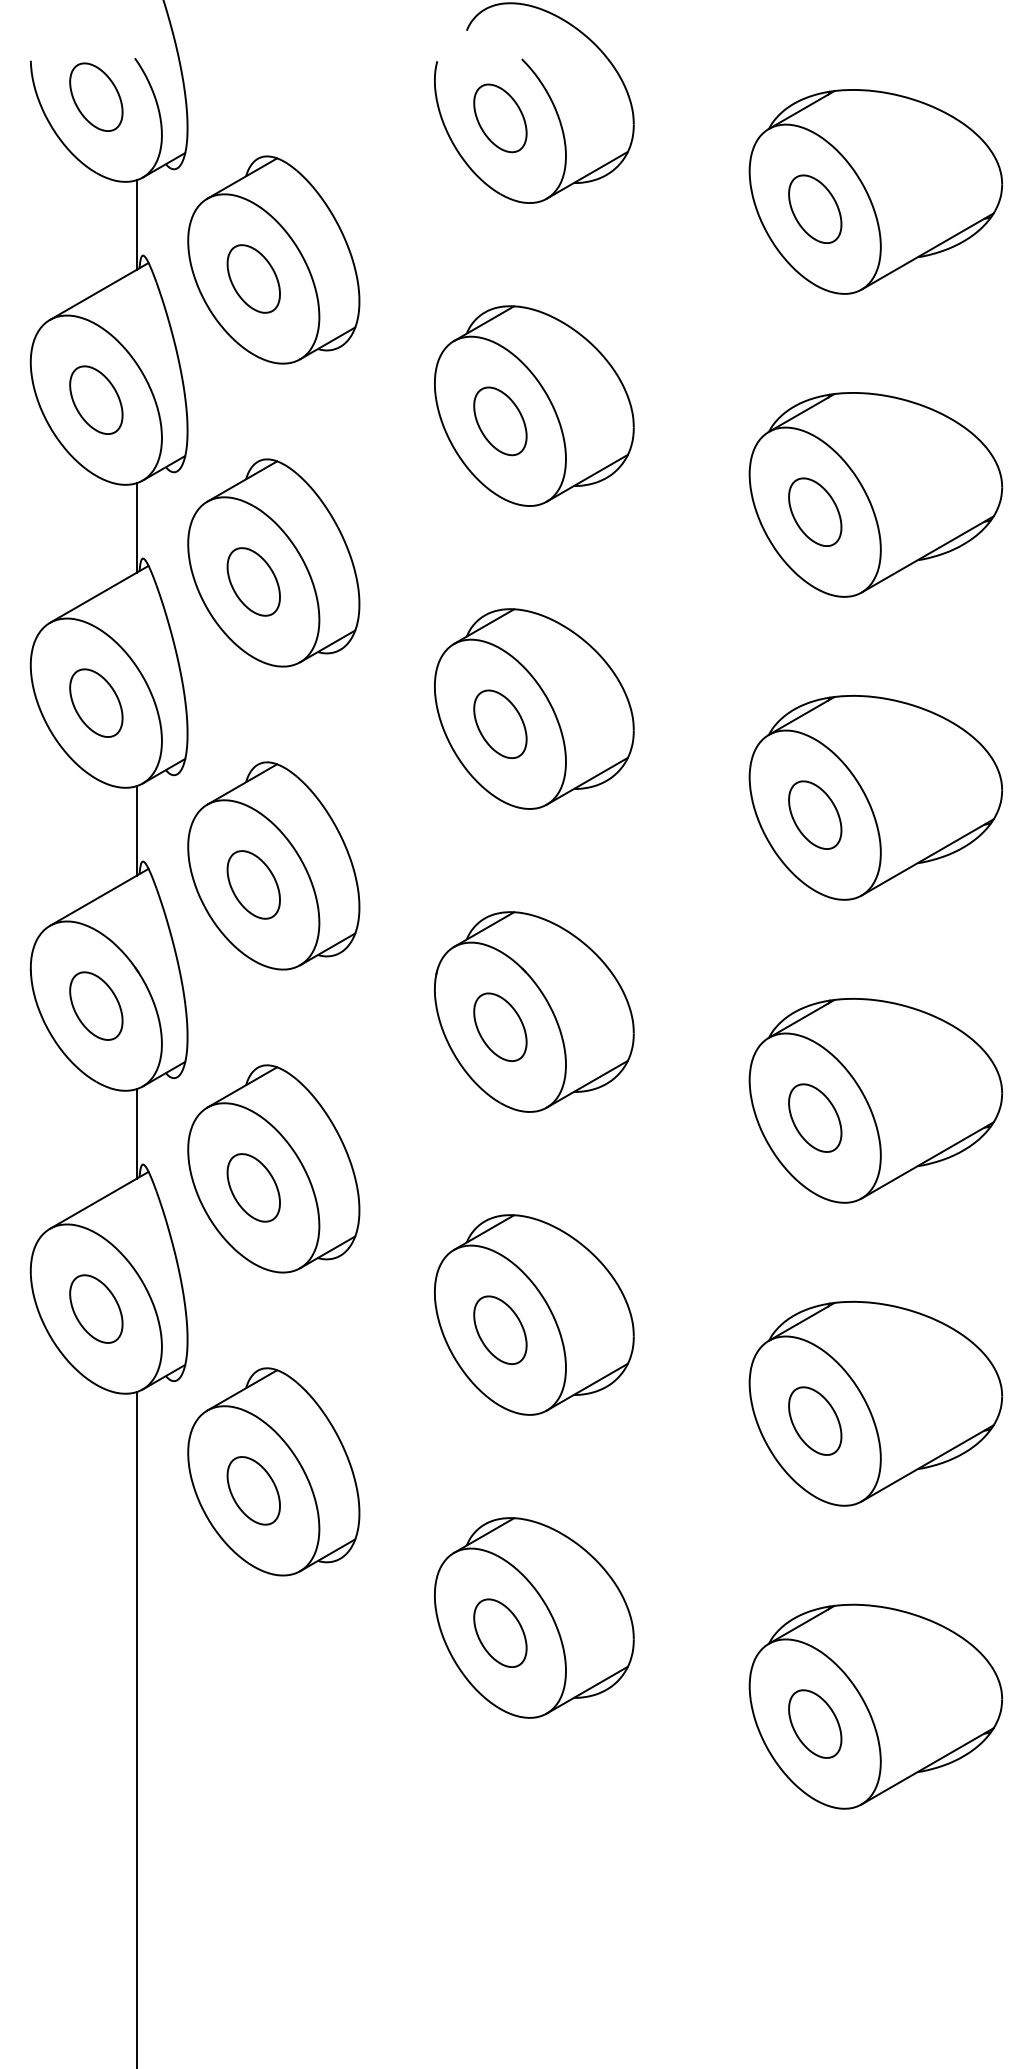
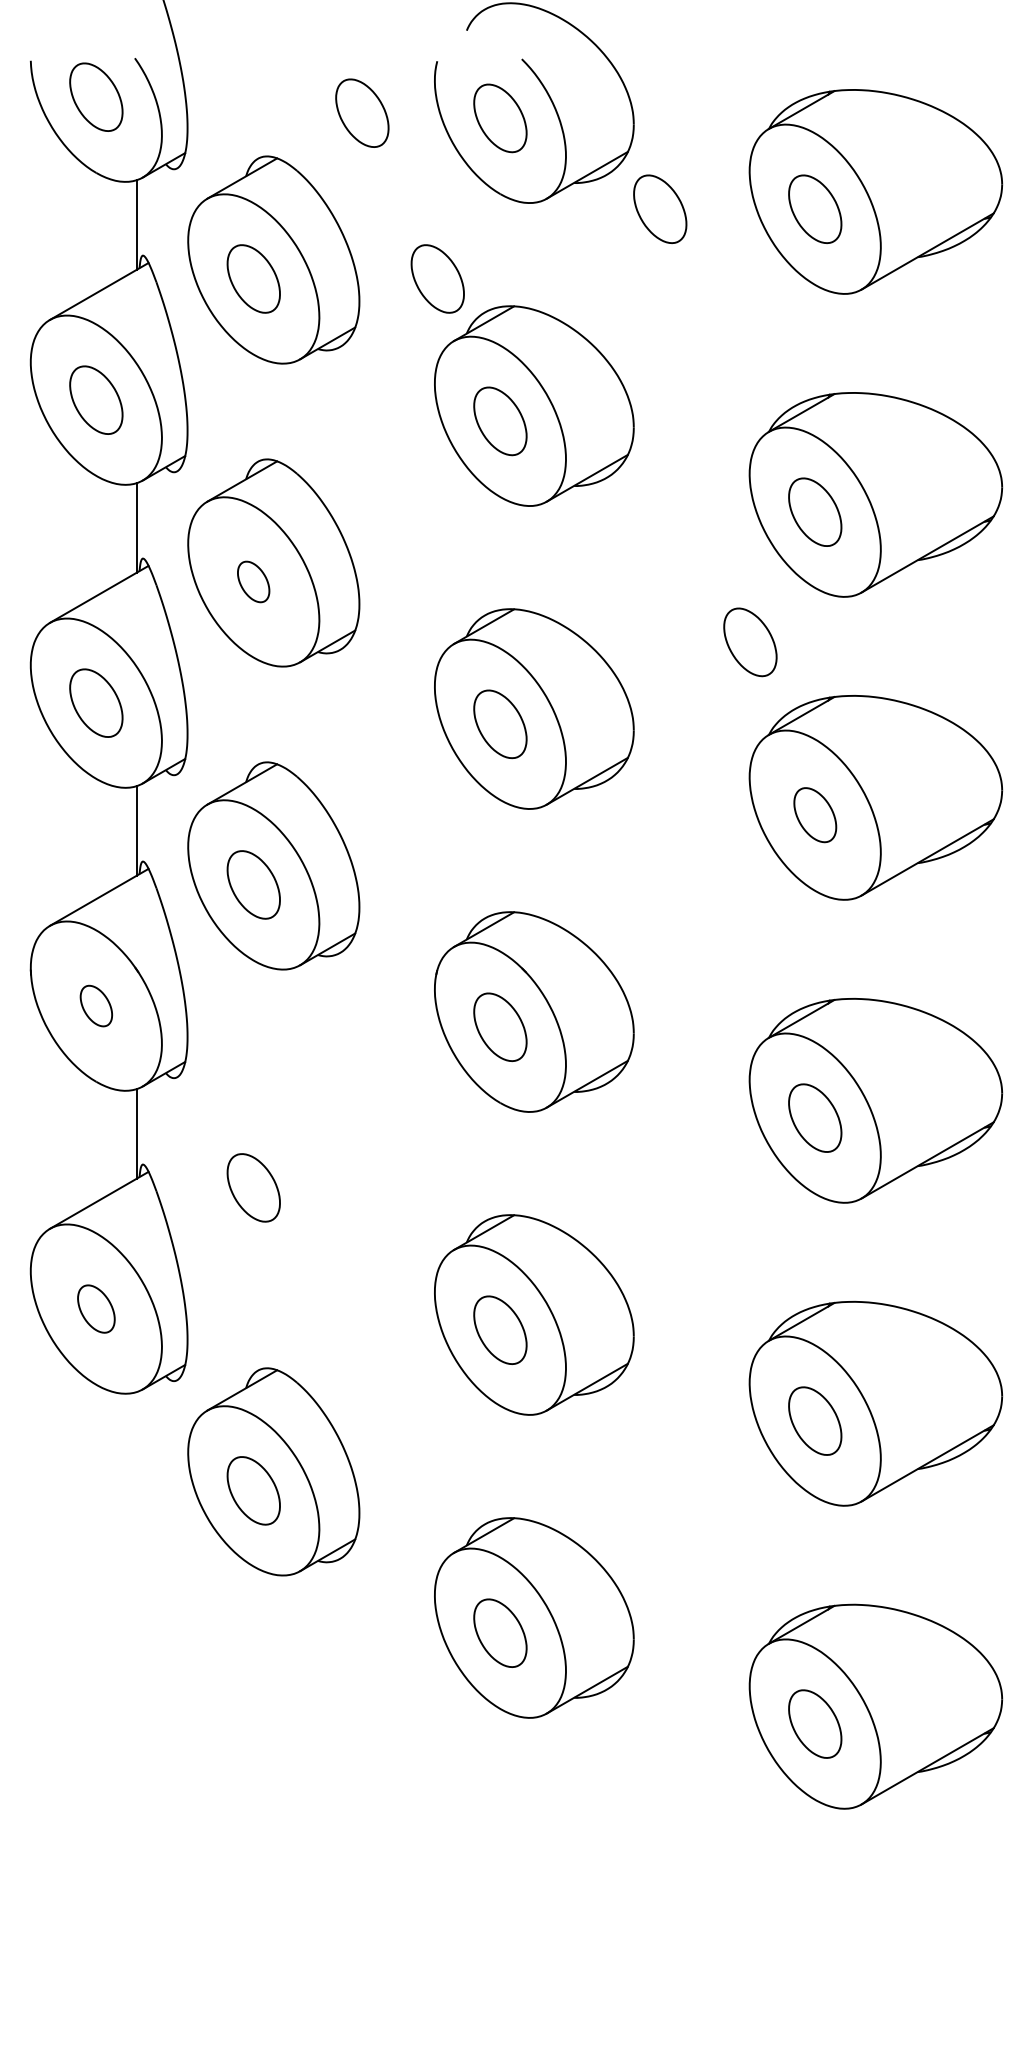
part: none -> present (362, 112)
part: none -> present (660, 208)
part: none -> present (437, 278)
part size: 55x70 px -> 34x44 px (253, 581)
part: none -> present (750, 642)
part size: 55x70 px -> 45x57 px (815, 815)
part size: 55x70 px -> 34x44 px (95, 1005)
part: present -> none (273, 1168)
part size: 55x70 px -> 39x50 px (96, 1308)
line: present -> none (136, 1728)
